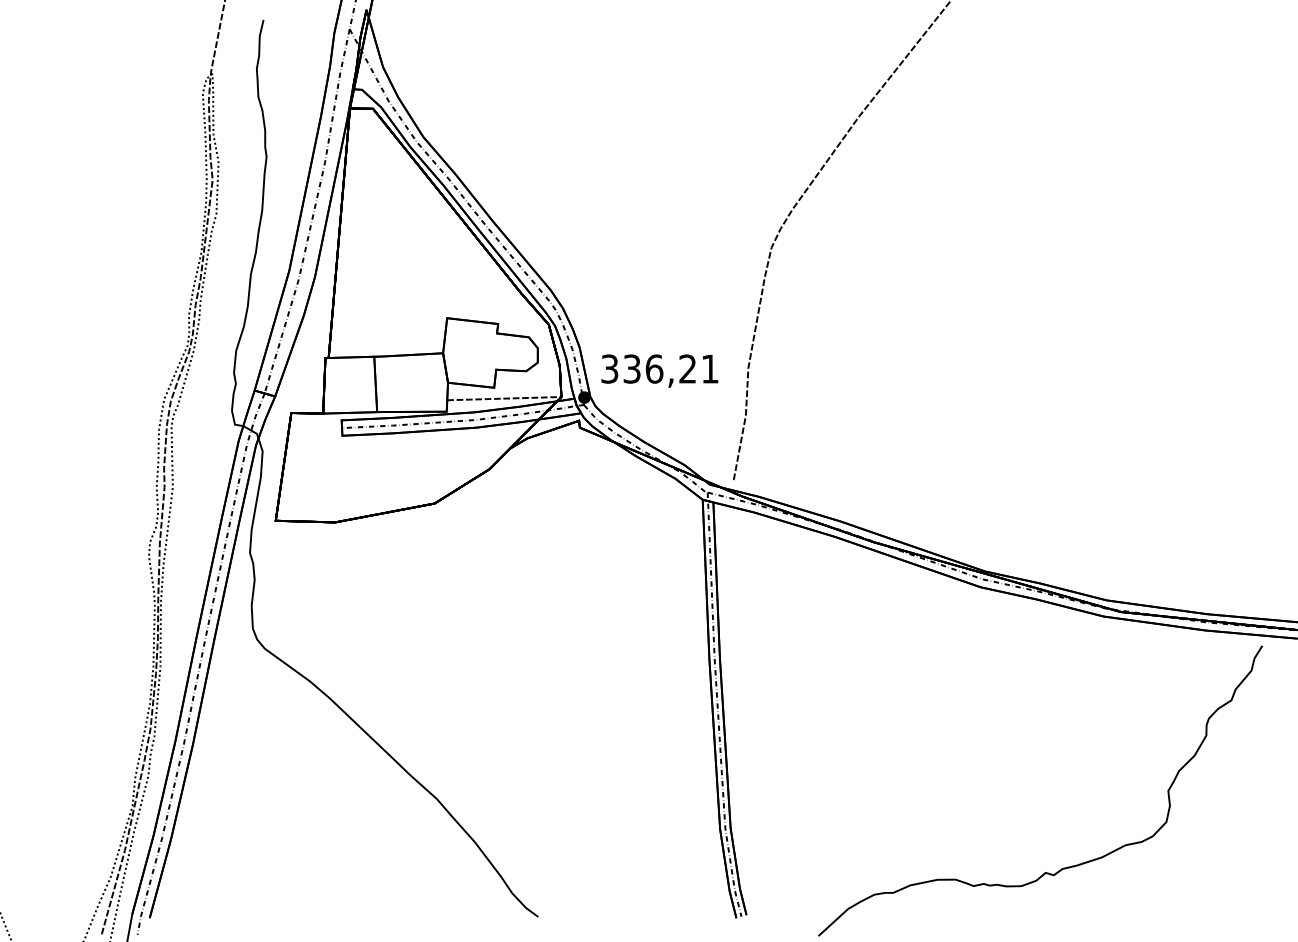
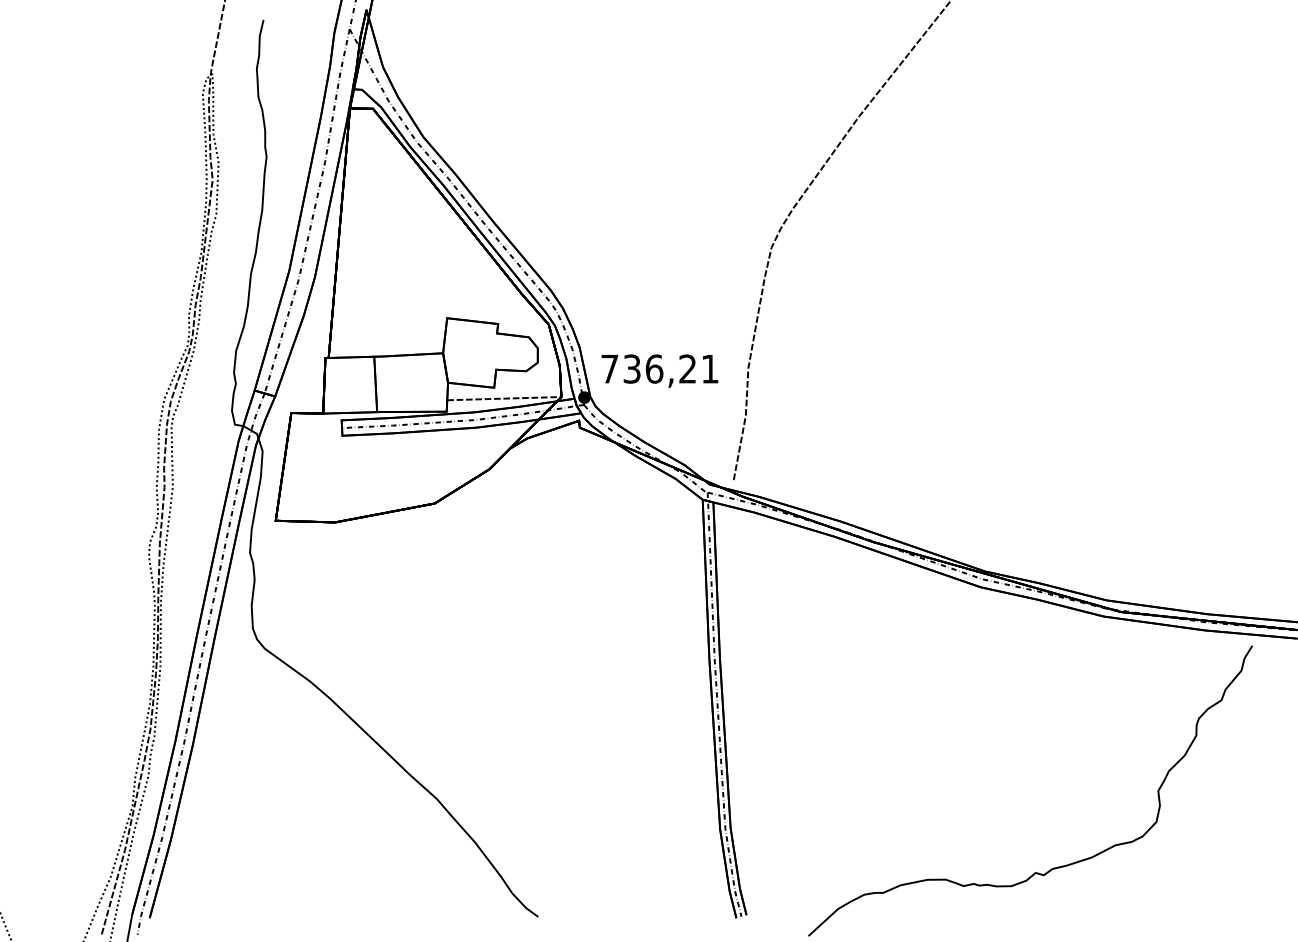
text: 336,21 -> 736,21 (609, 368)
curve position: (1063, 867) -> (1053, 867) (1053, 867)
